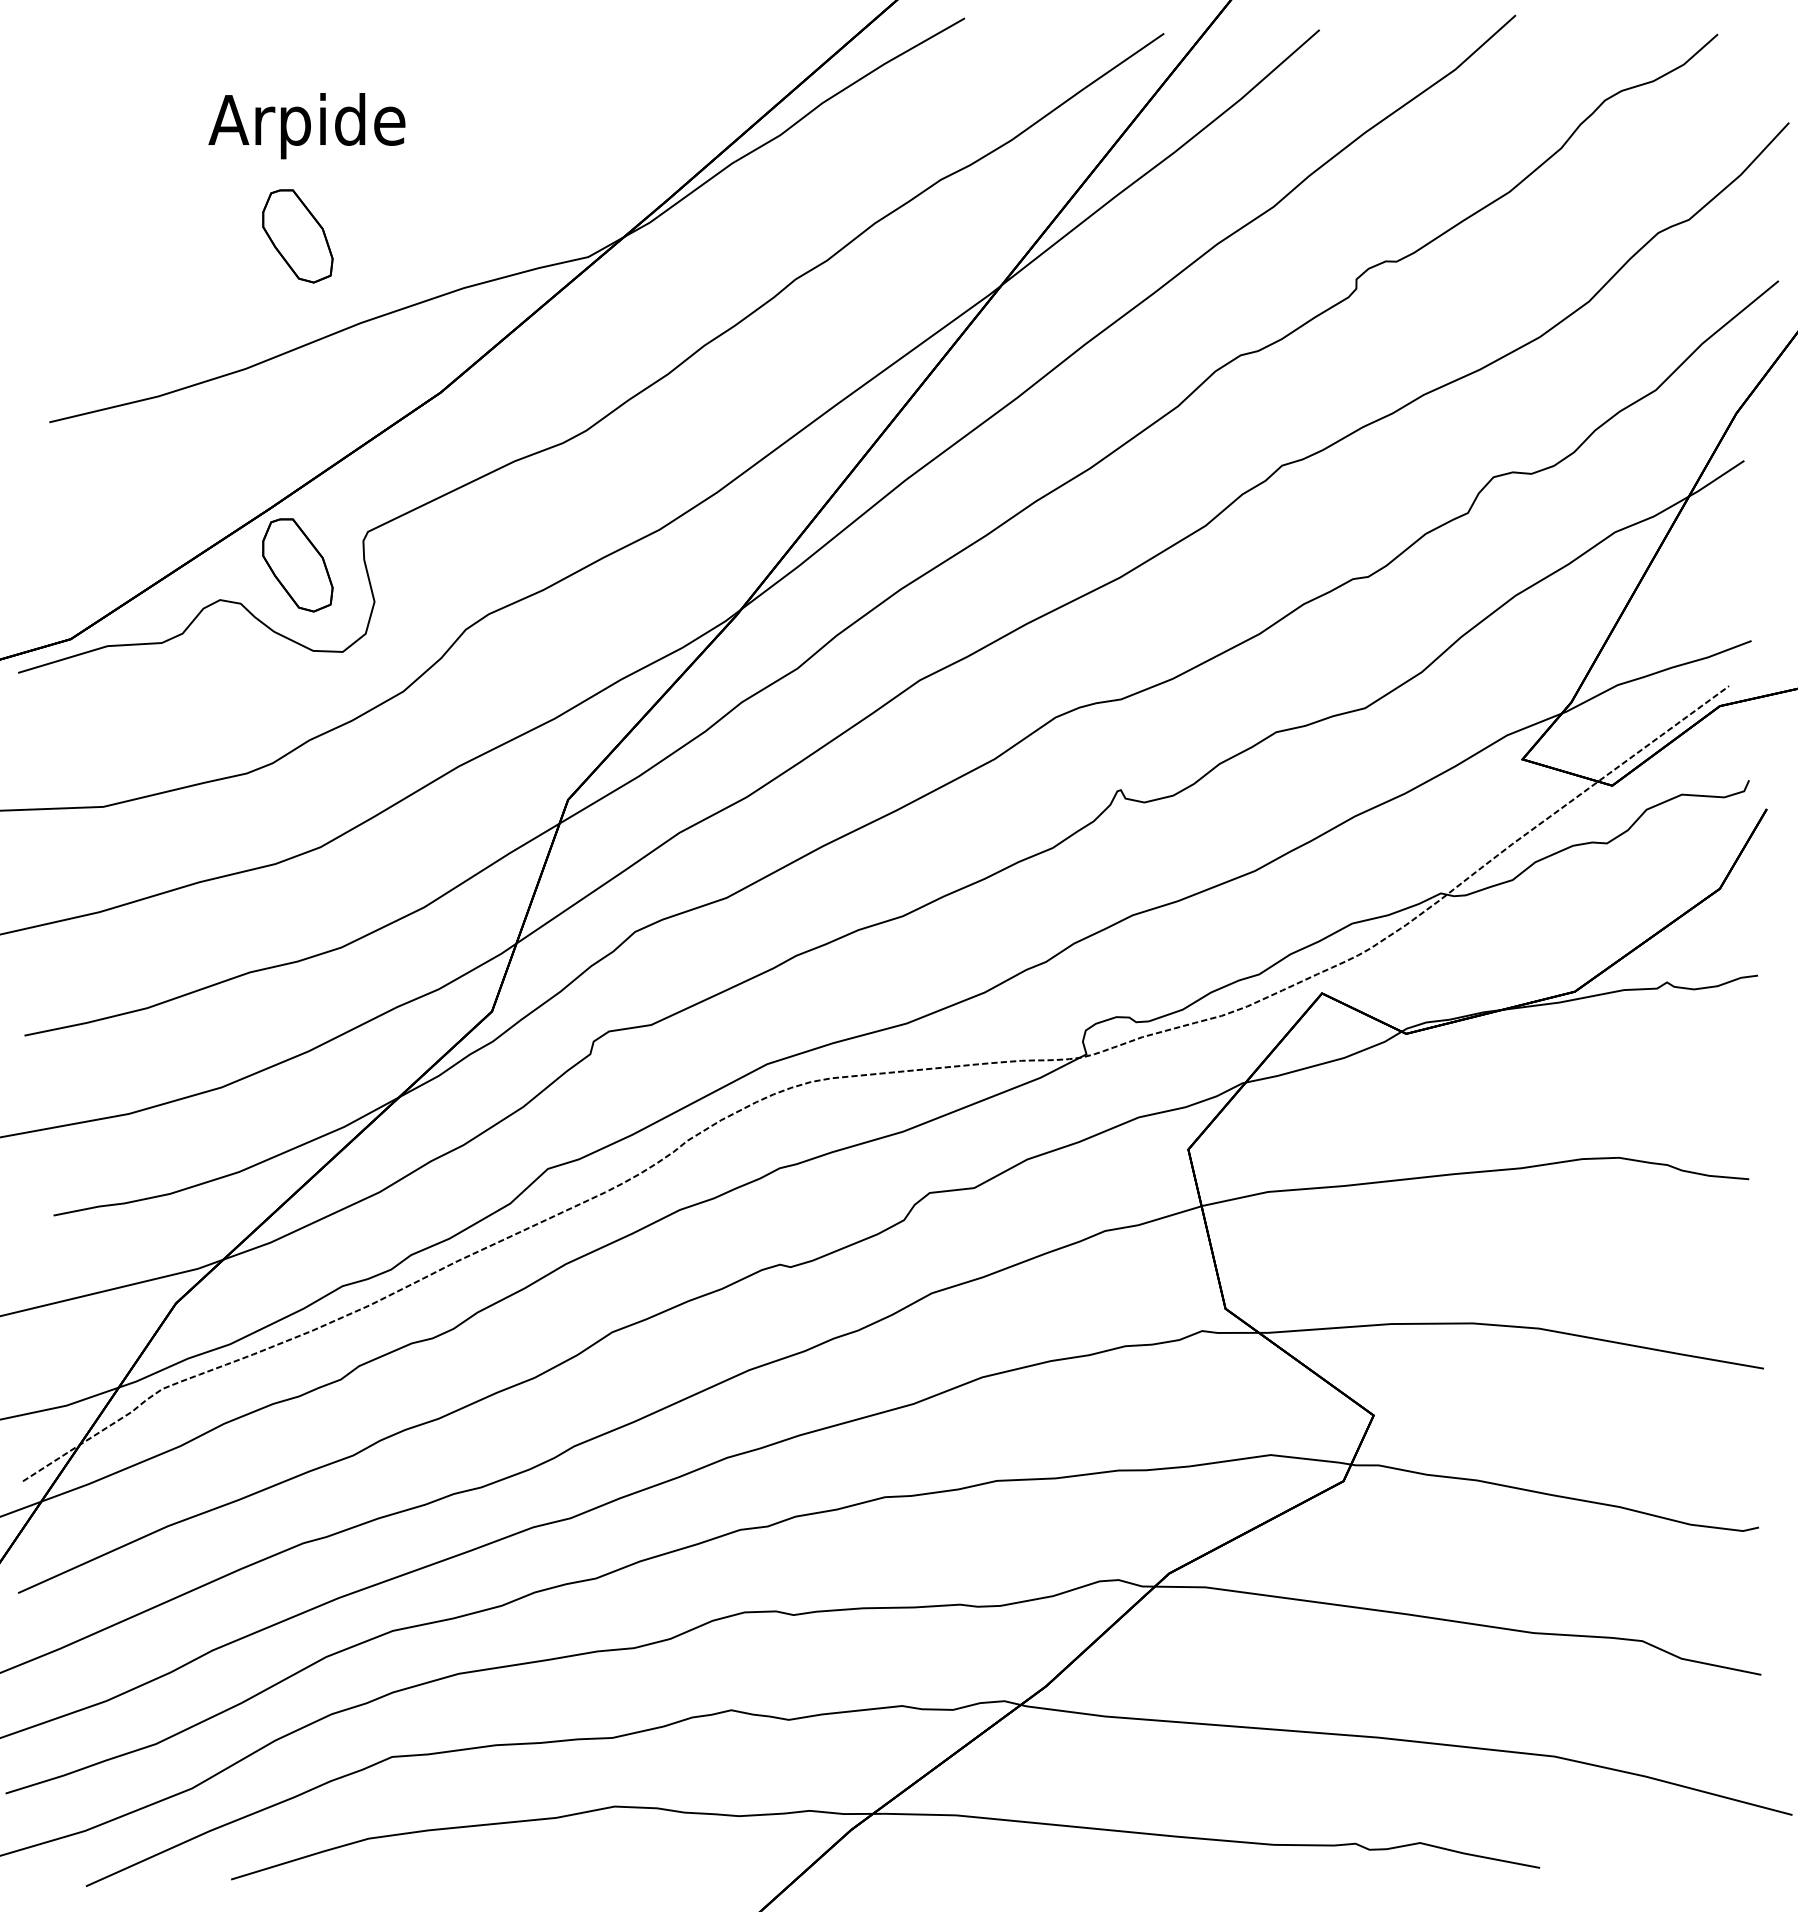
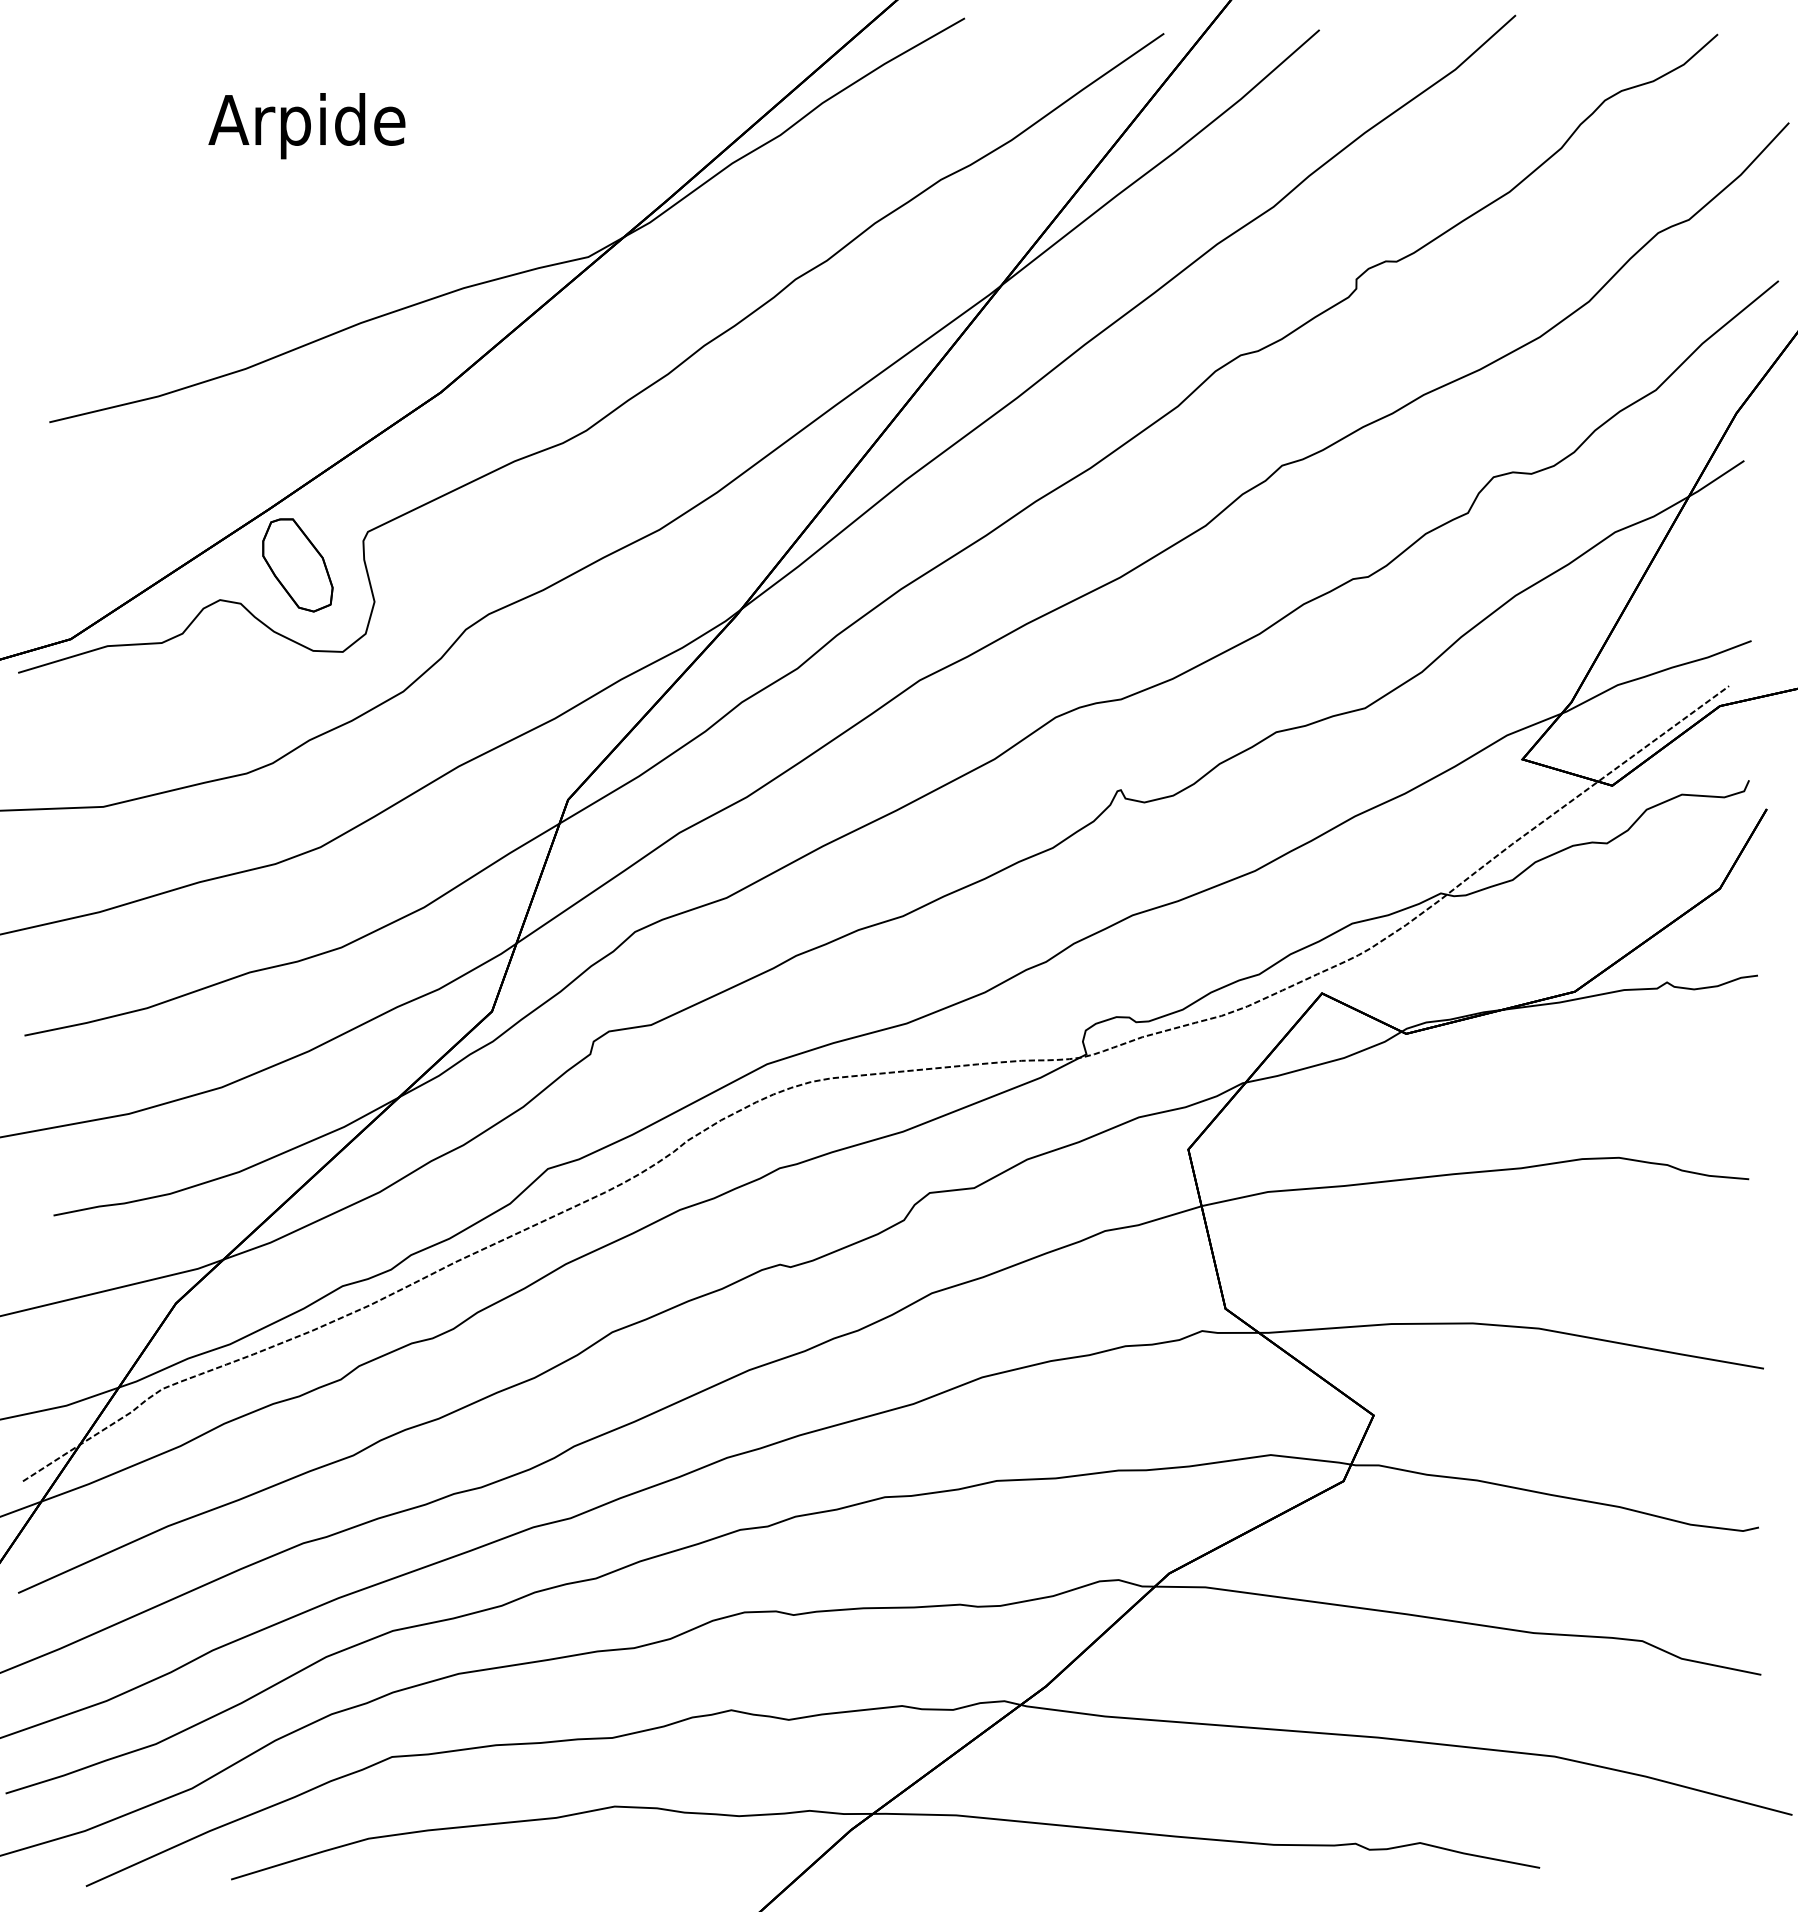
part: present -> none (297, 236)
